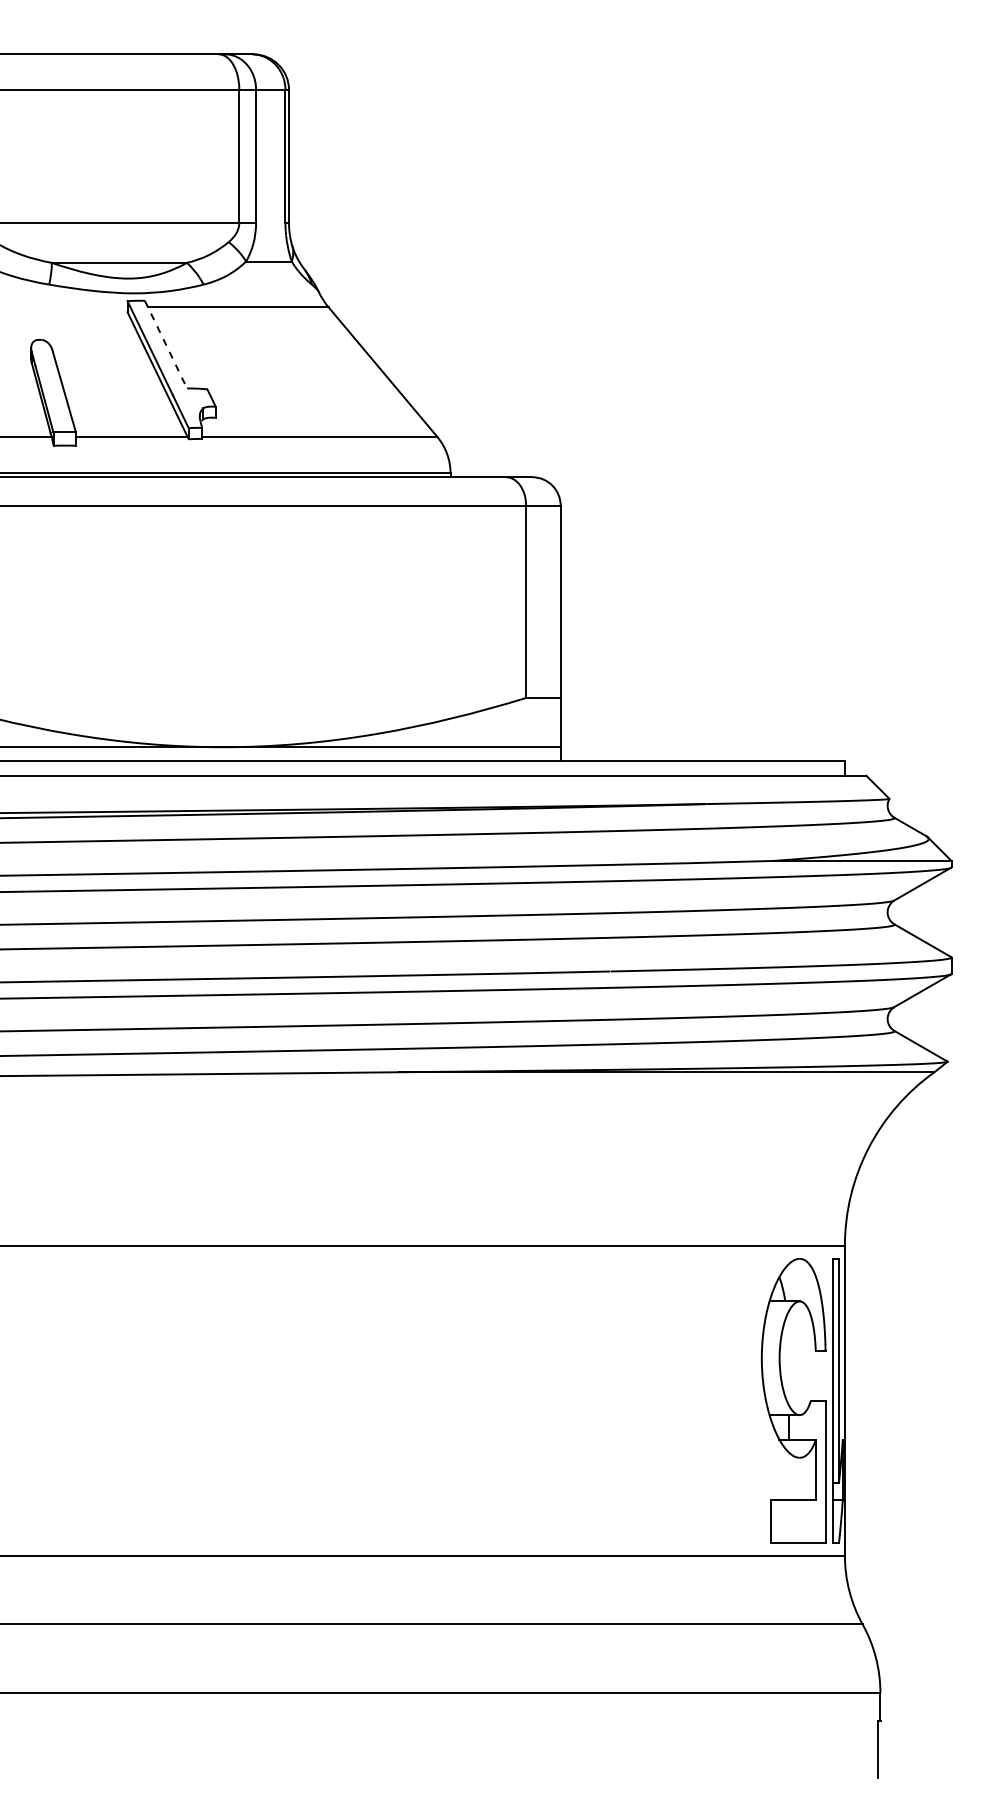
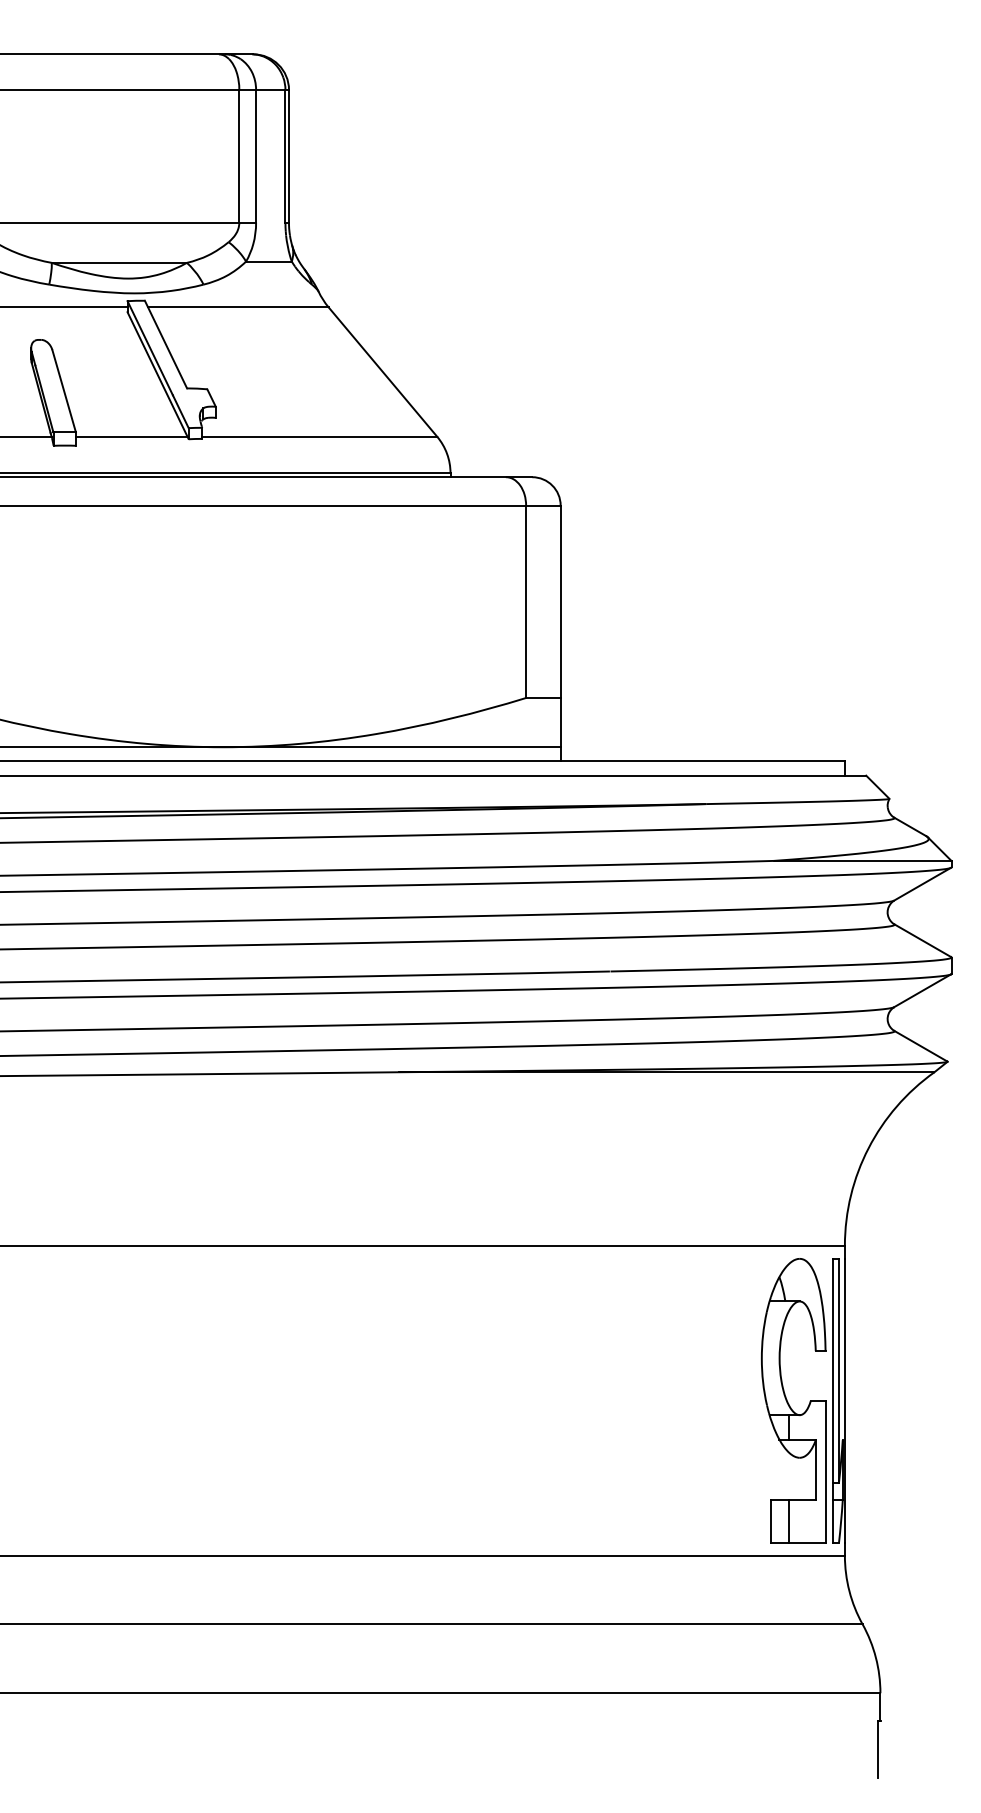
line: none -> present (64, 307)
line: dashed -> solid (166, 344)
line: none -> present (789, 1521)
